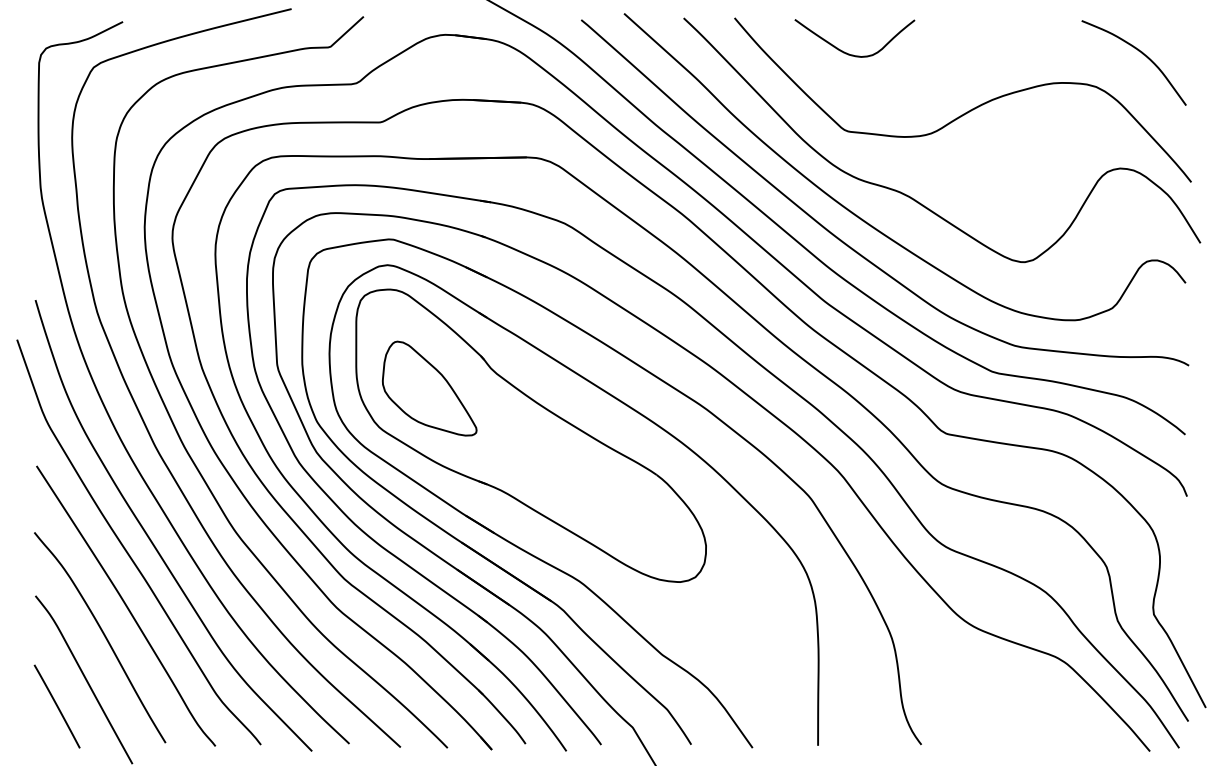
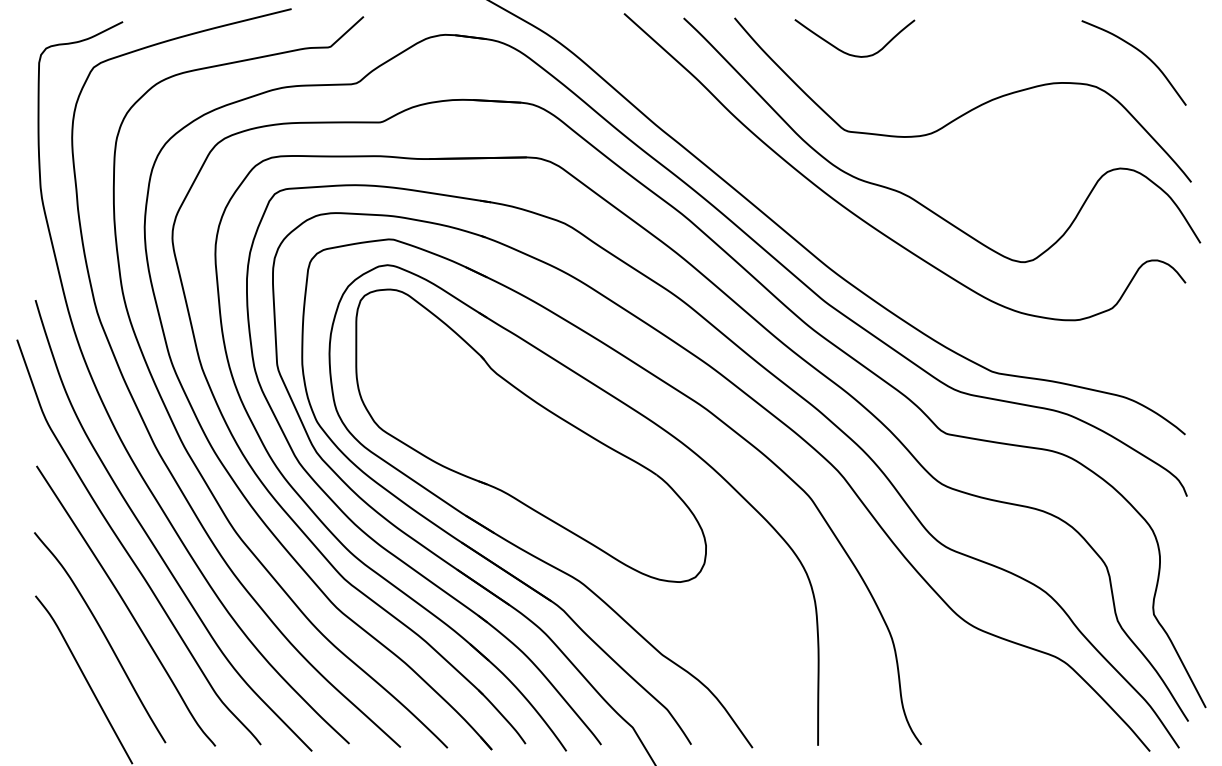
curve: present -> none (845, 242)
part: present -> none (429, 388)
line: present -> none (56, 706)
